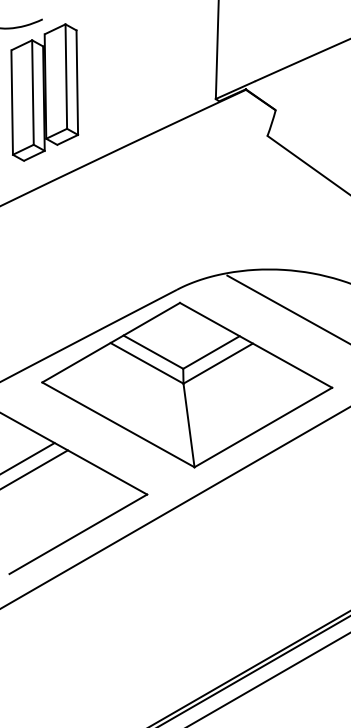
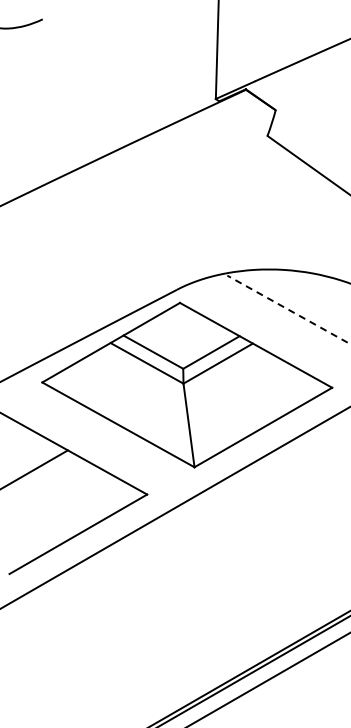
part: present -> none (44, 92)
line: solid -> dashed (289, 310)
line: present -> none (28, 458)
